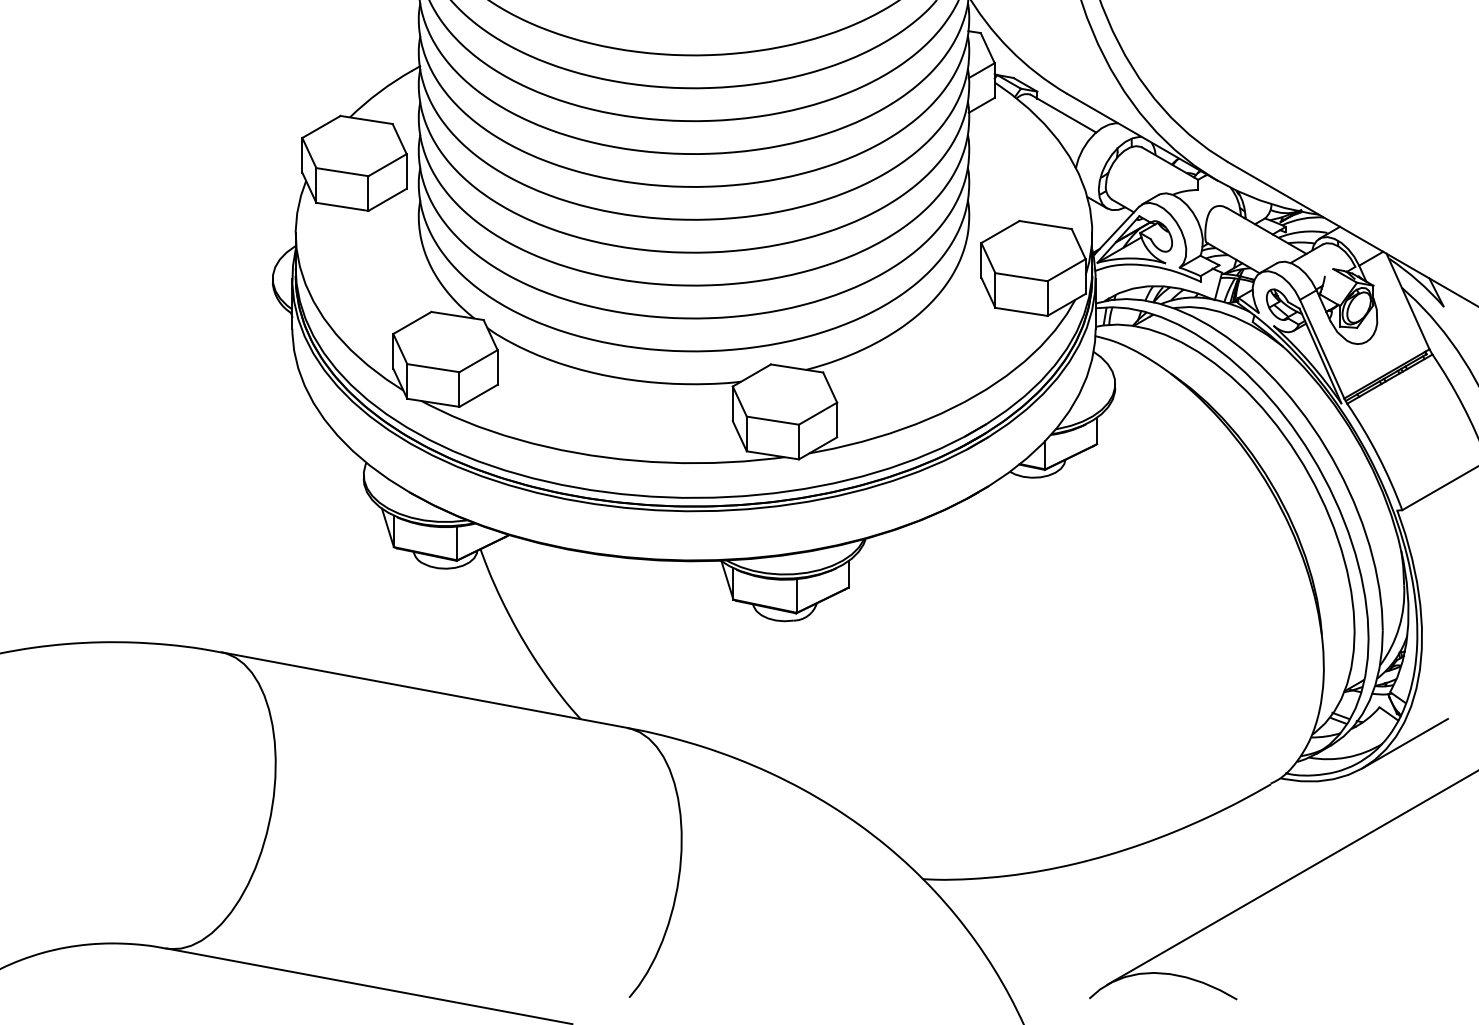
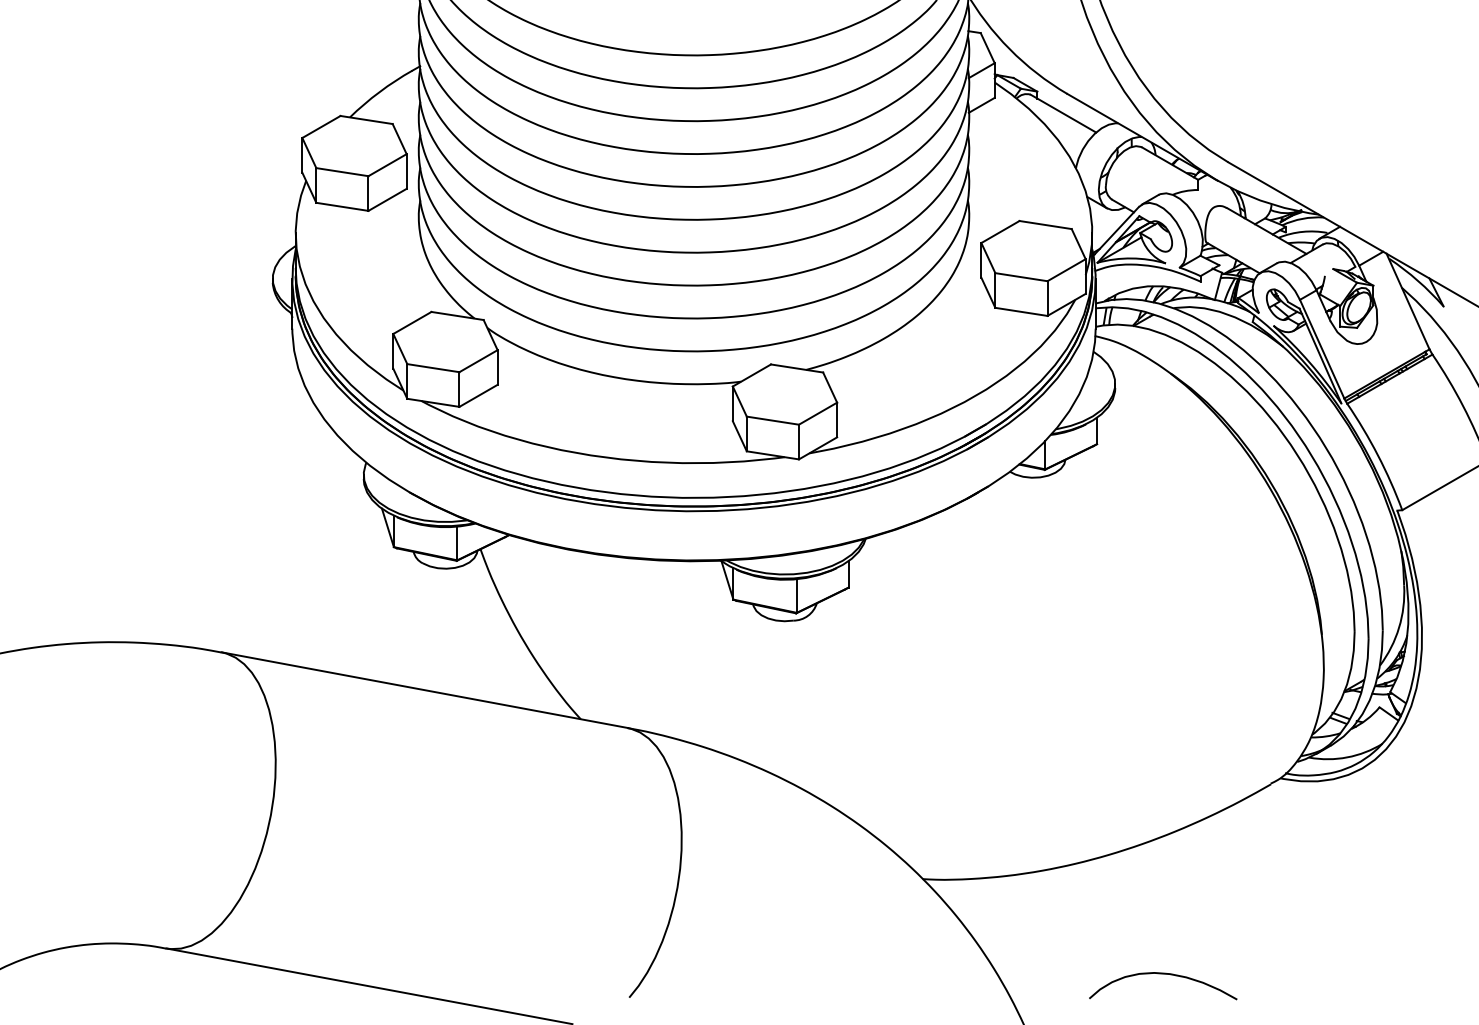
line: present -> none (1404, 743)
line: present -> none (1291, 878)
